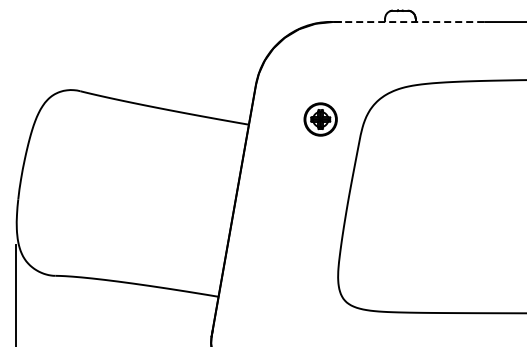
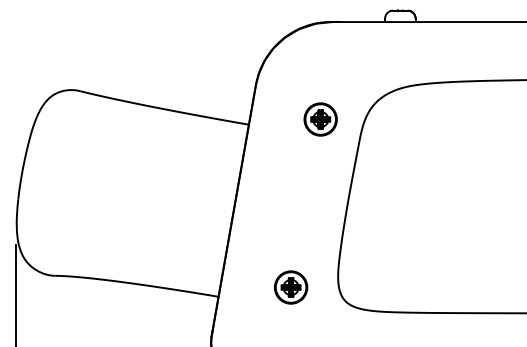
line: dashed -> solid (408, 22)
part: none -> present (291, 287)
